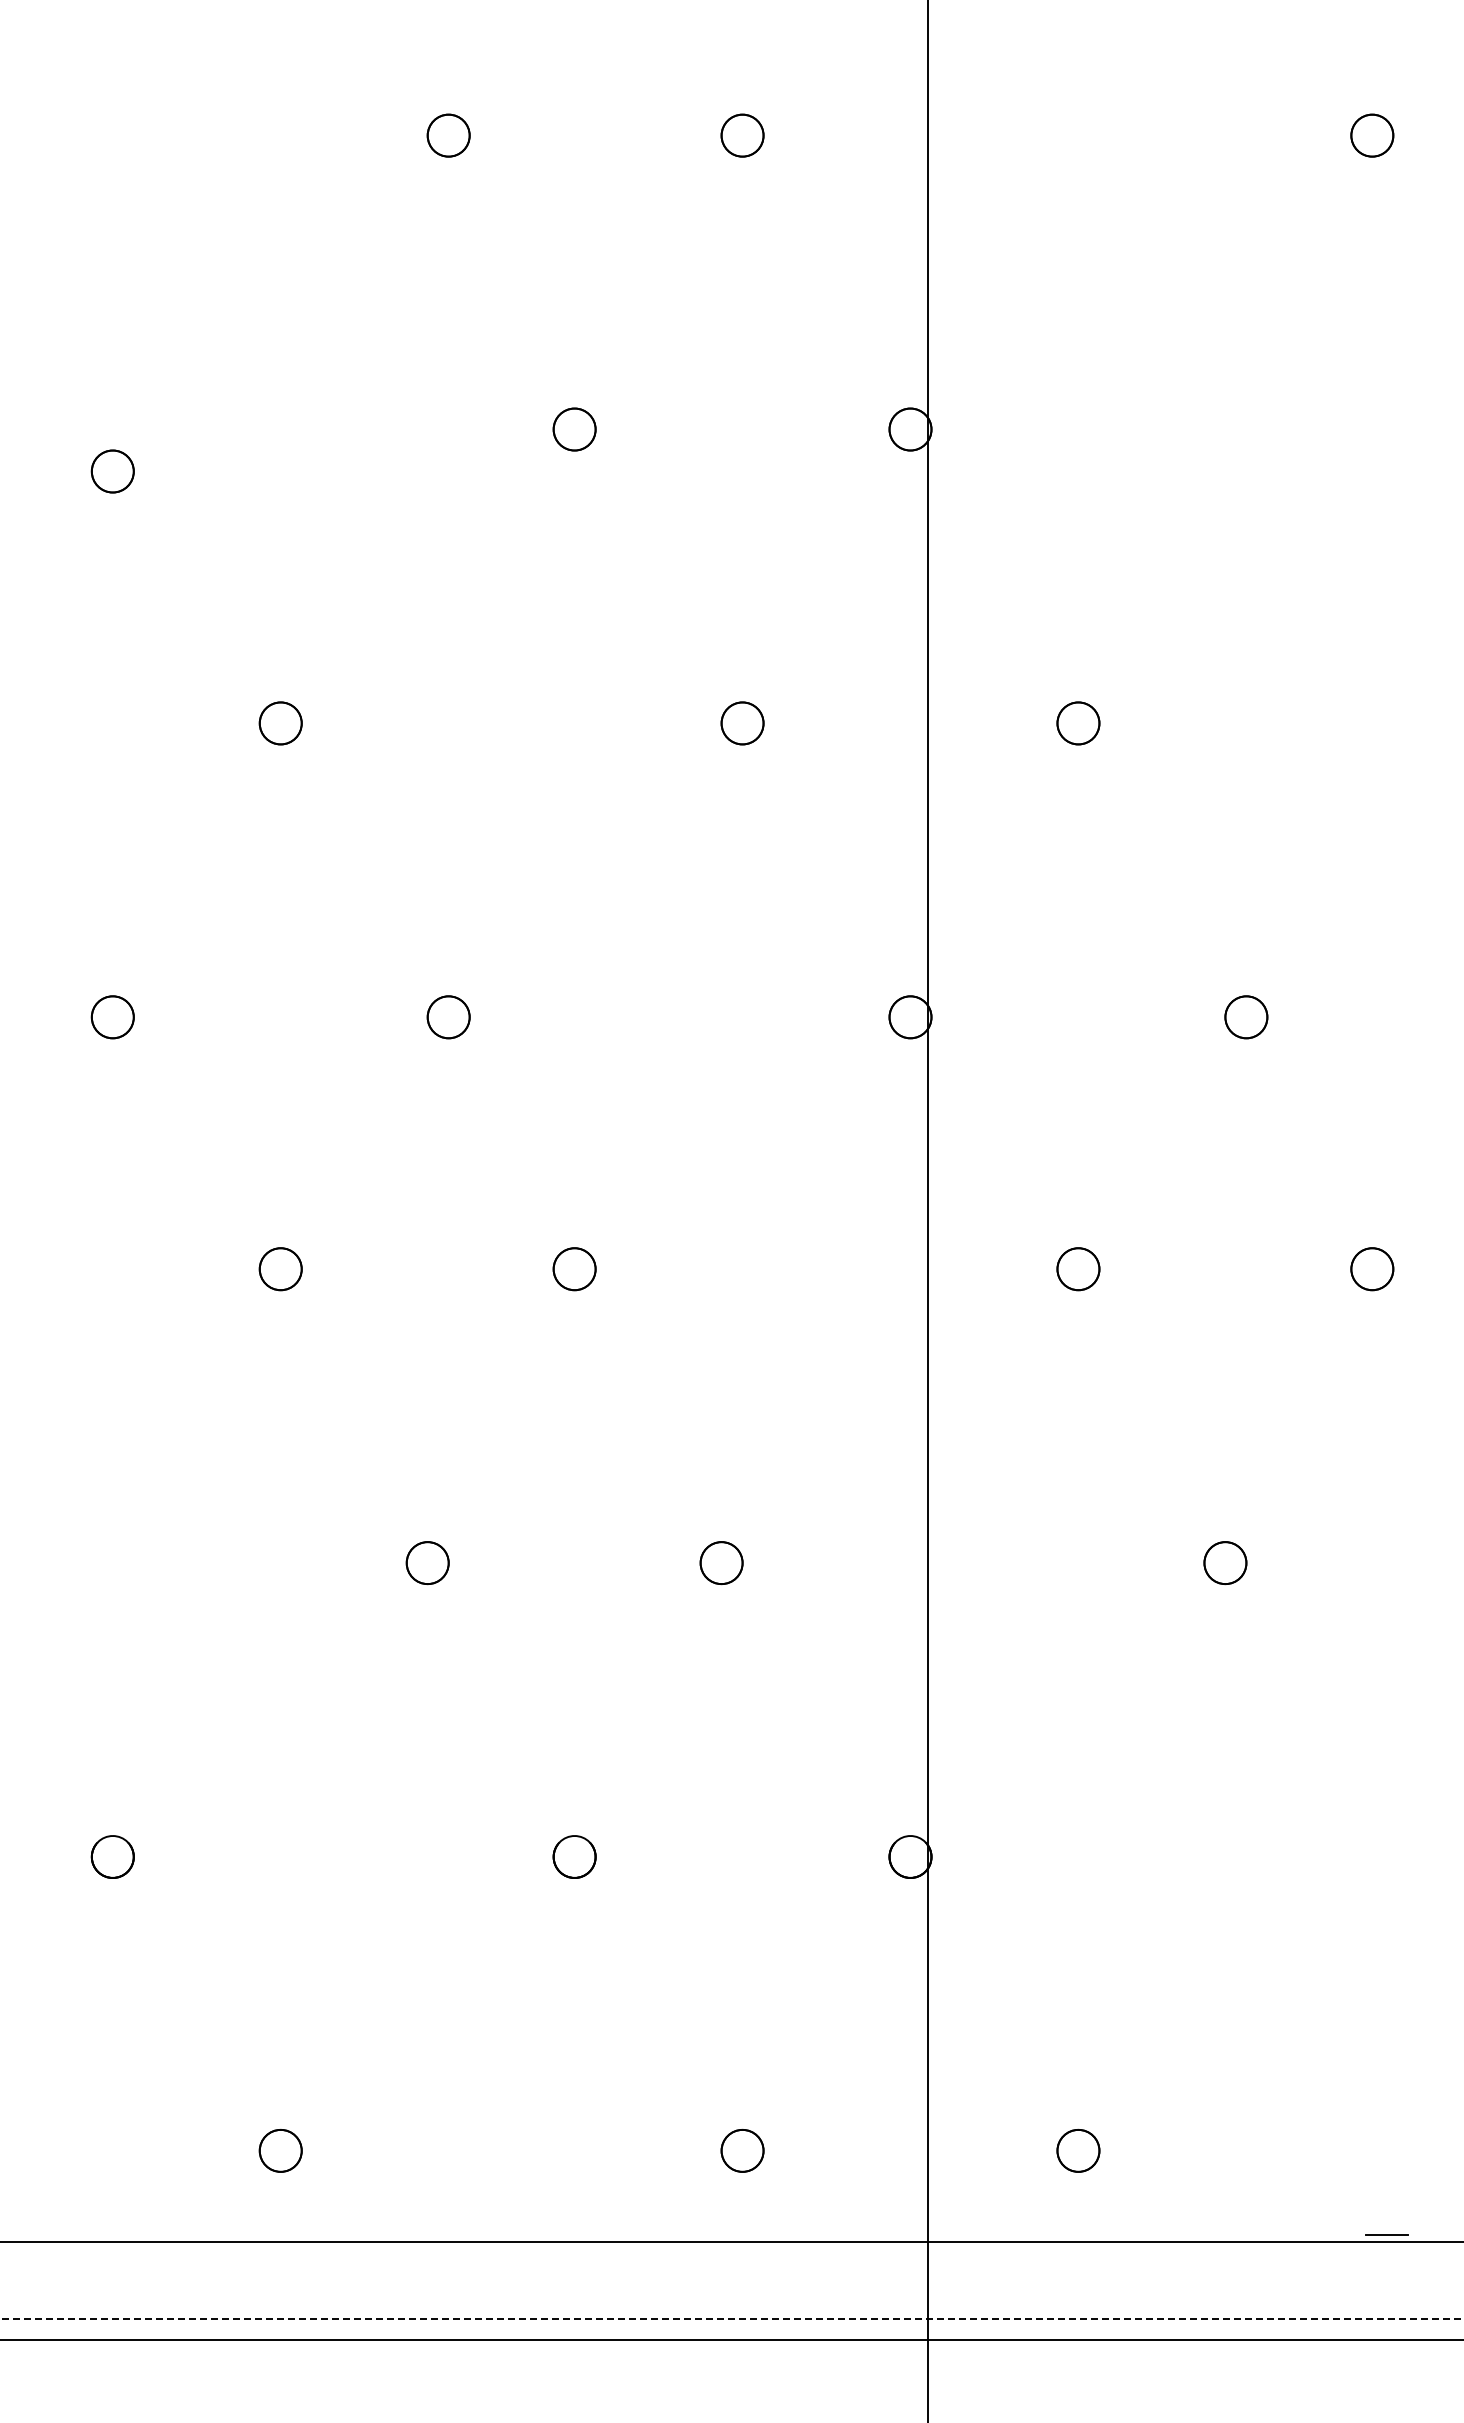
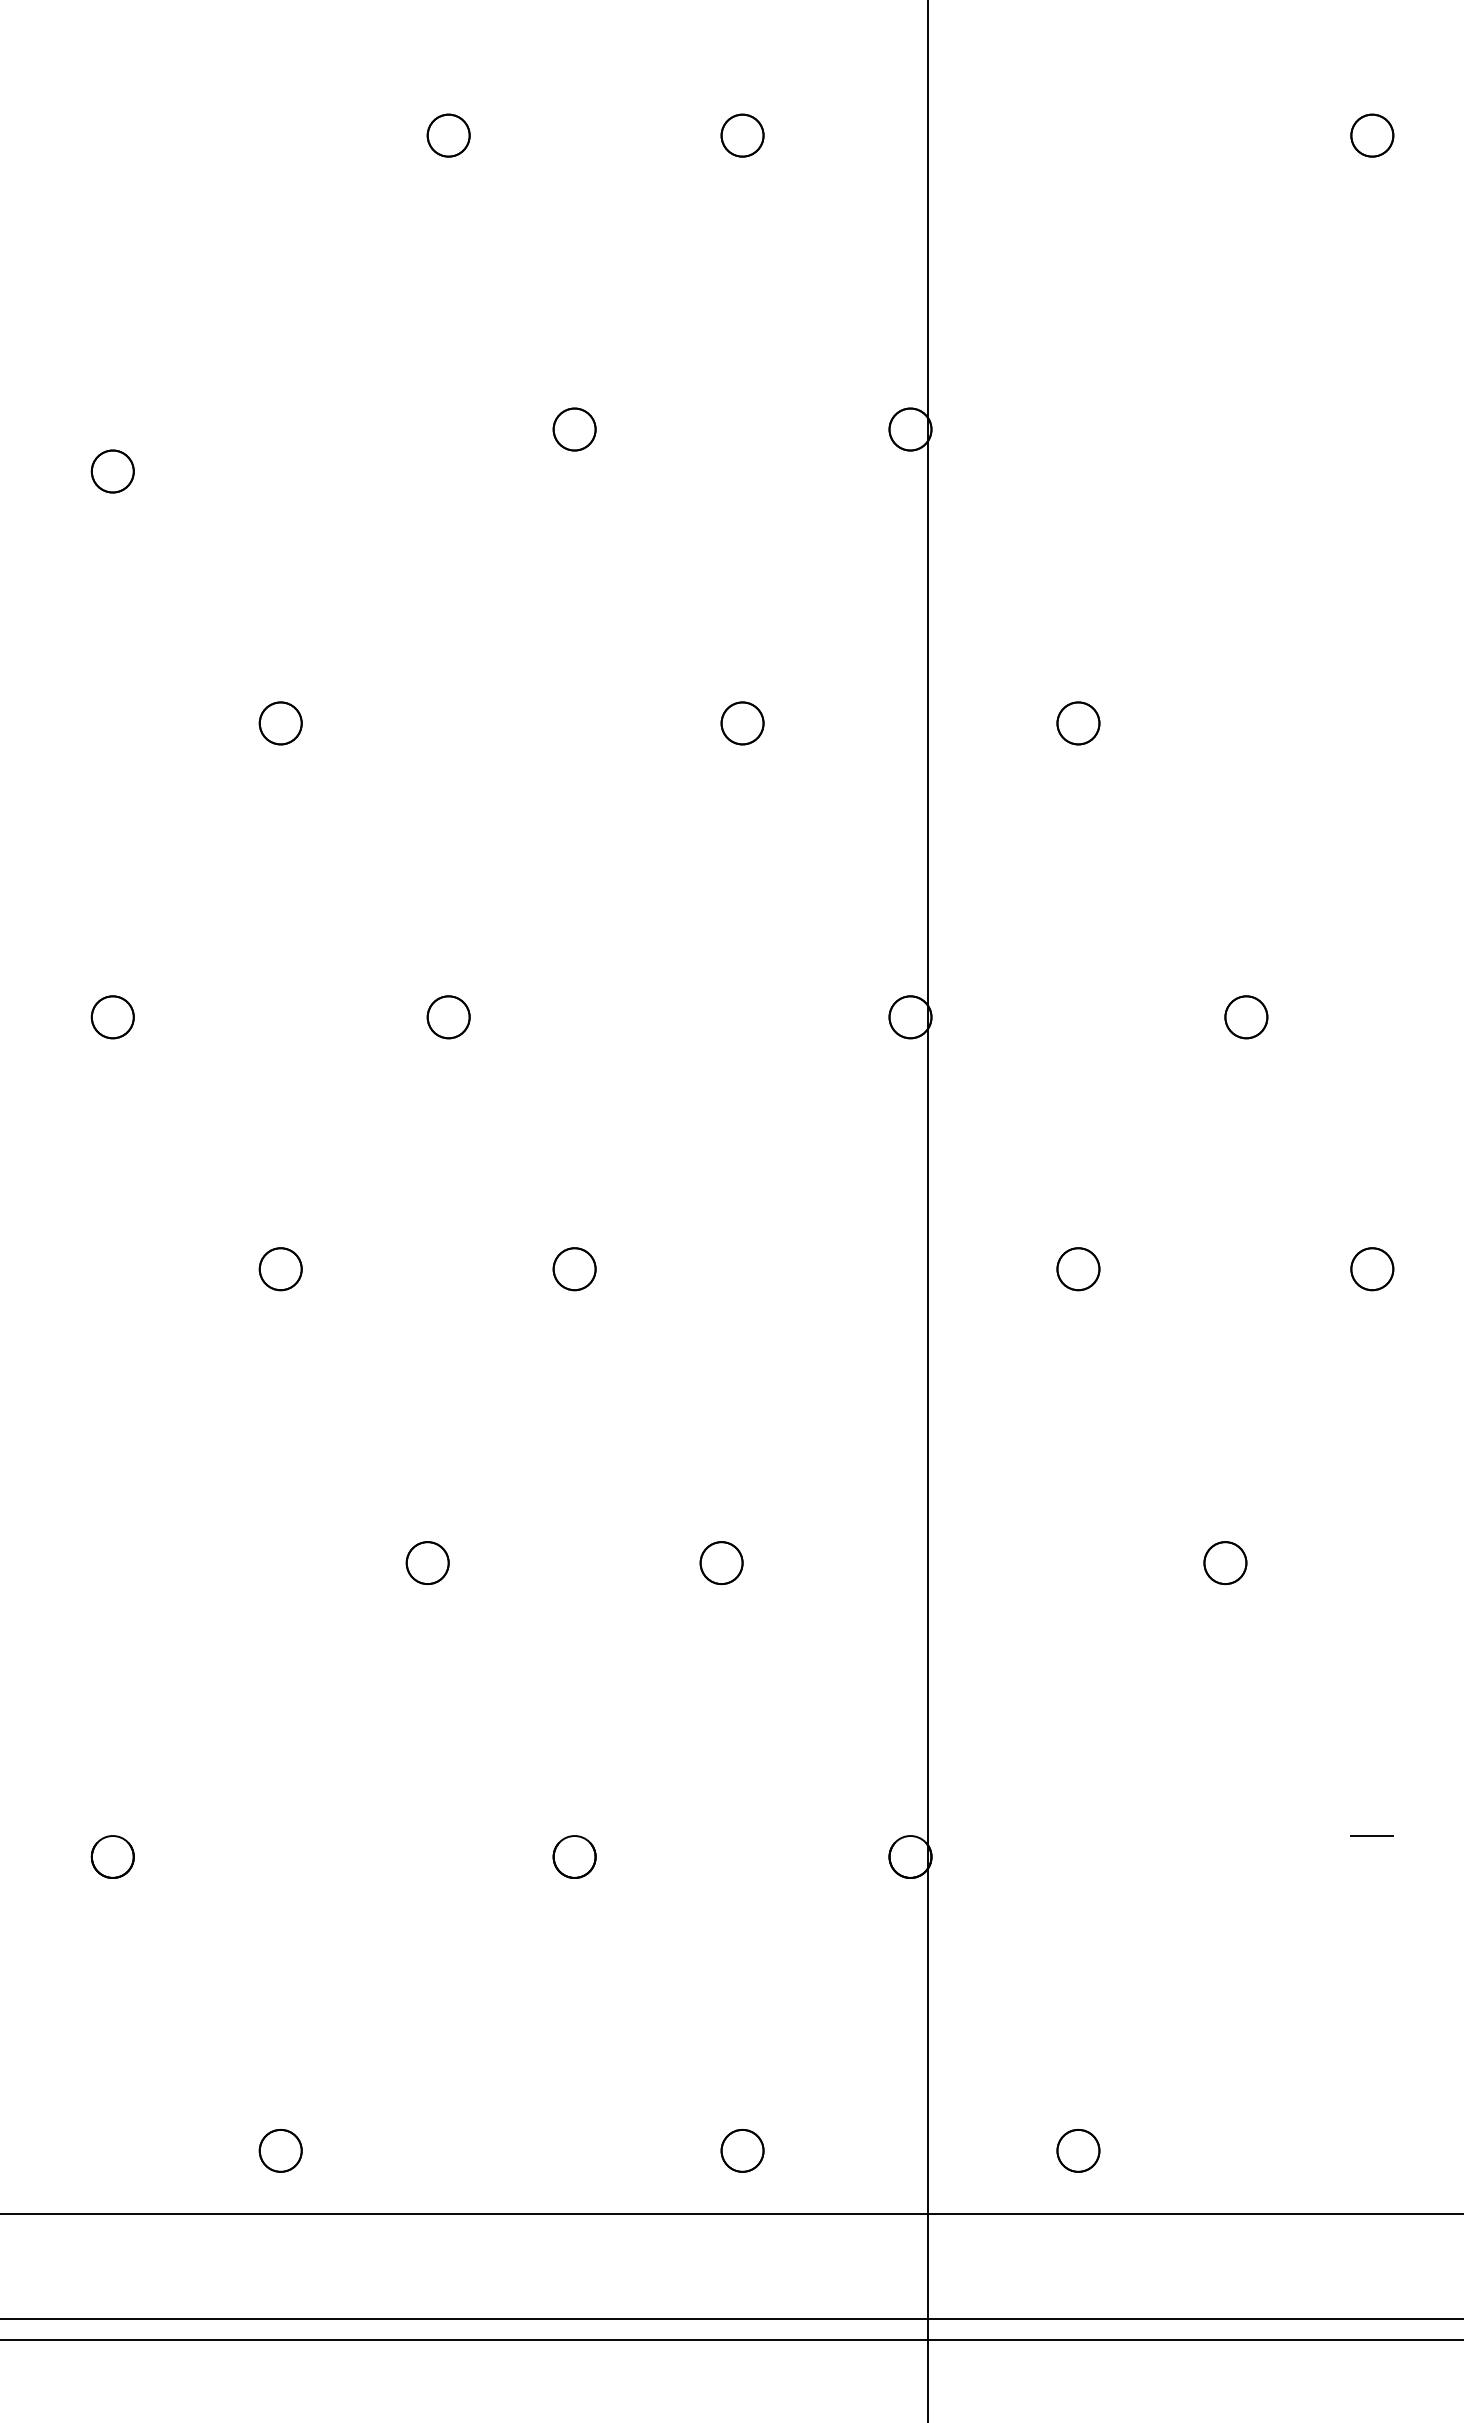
line position: (1386, 2234) -> (1371, 1835) (1371, 1835)
line position: (731, 2241) -> (731, 2213) (731, 2213)
line: dashed -> solid (732, 2318)
